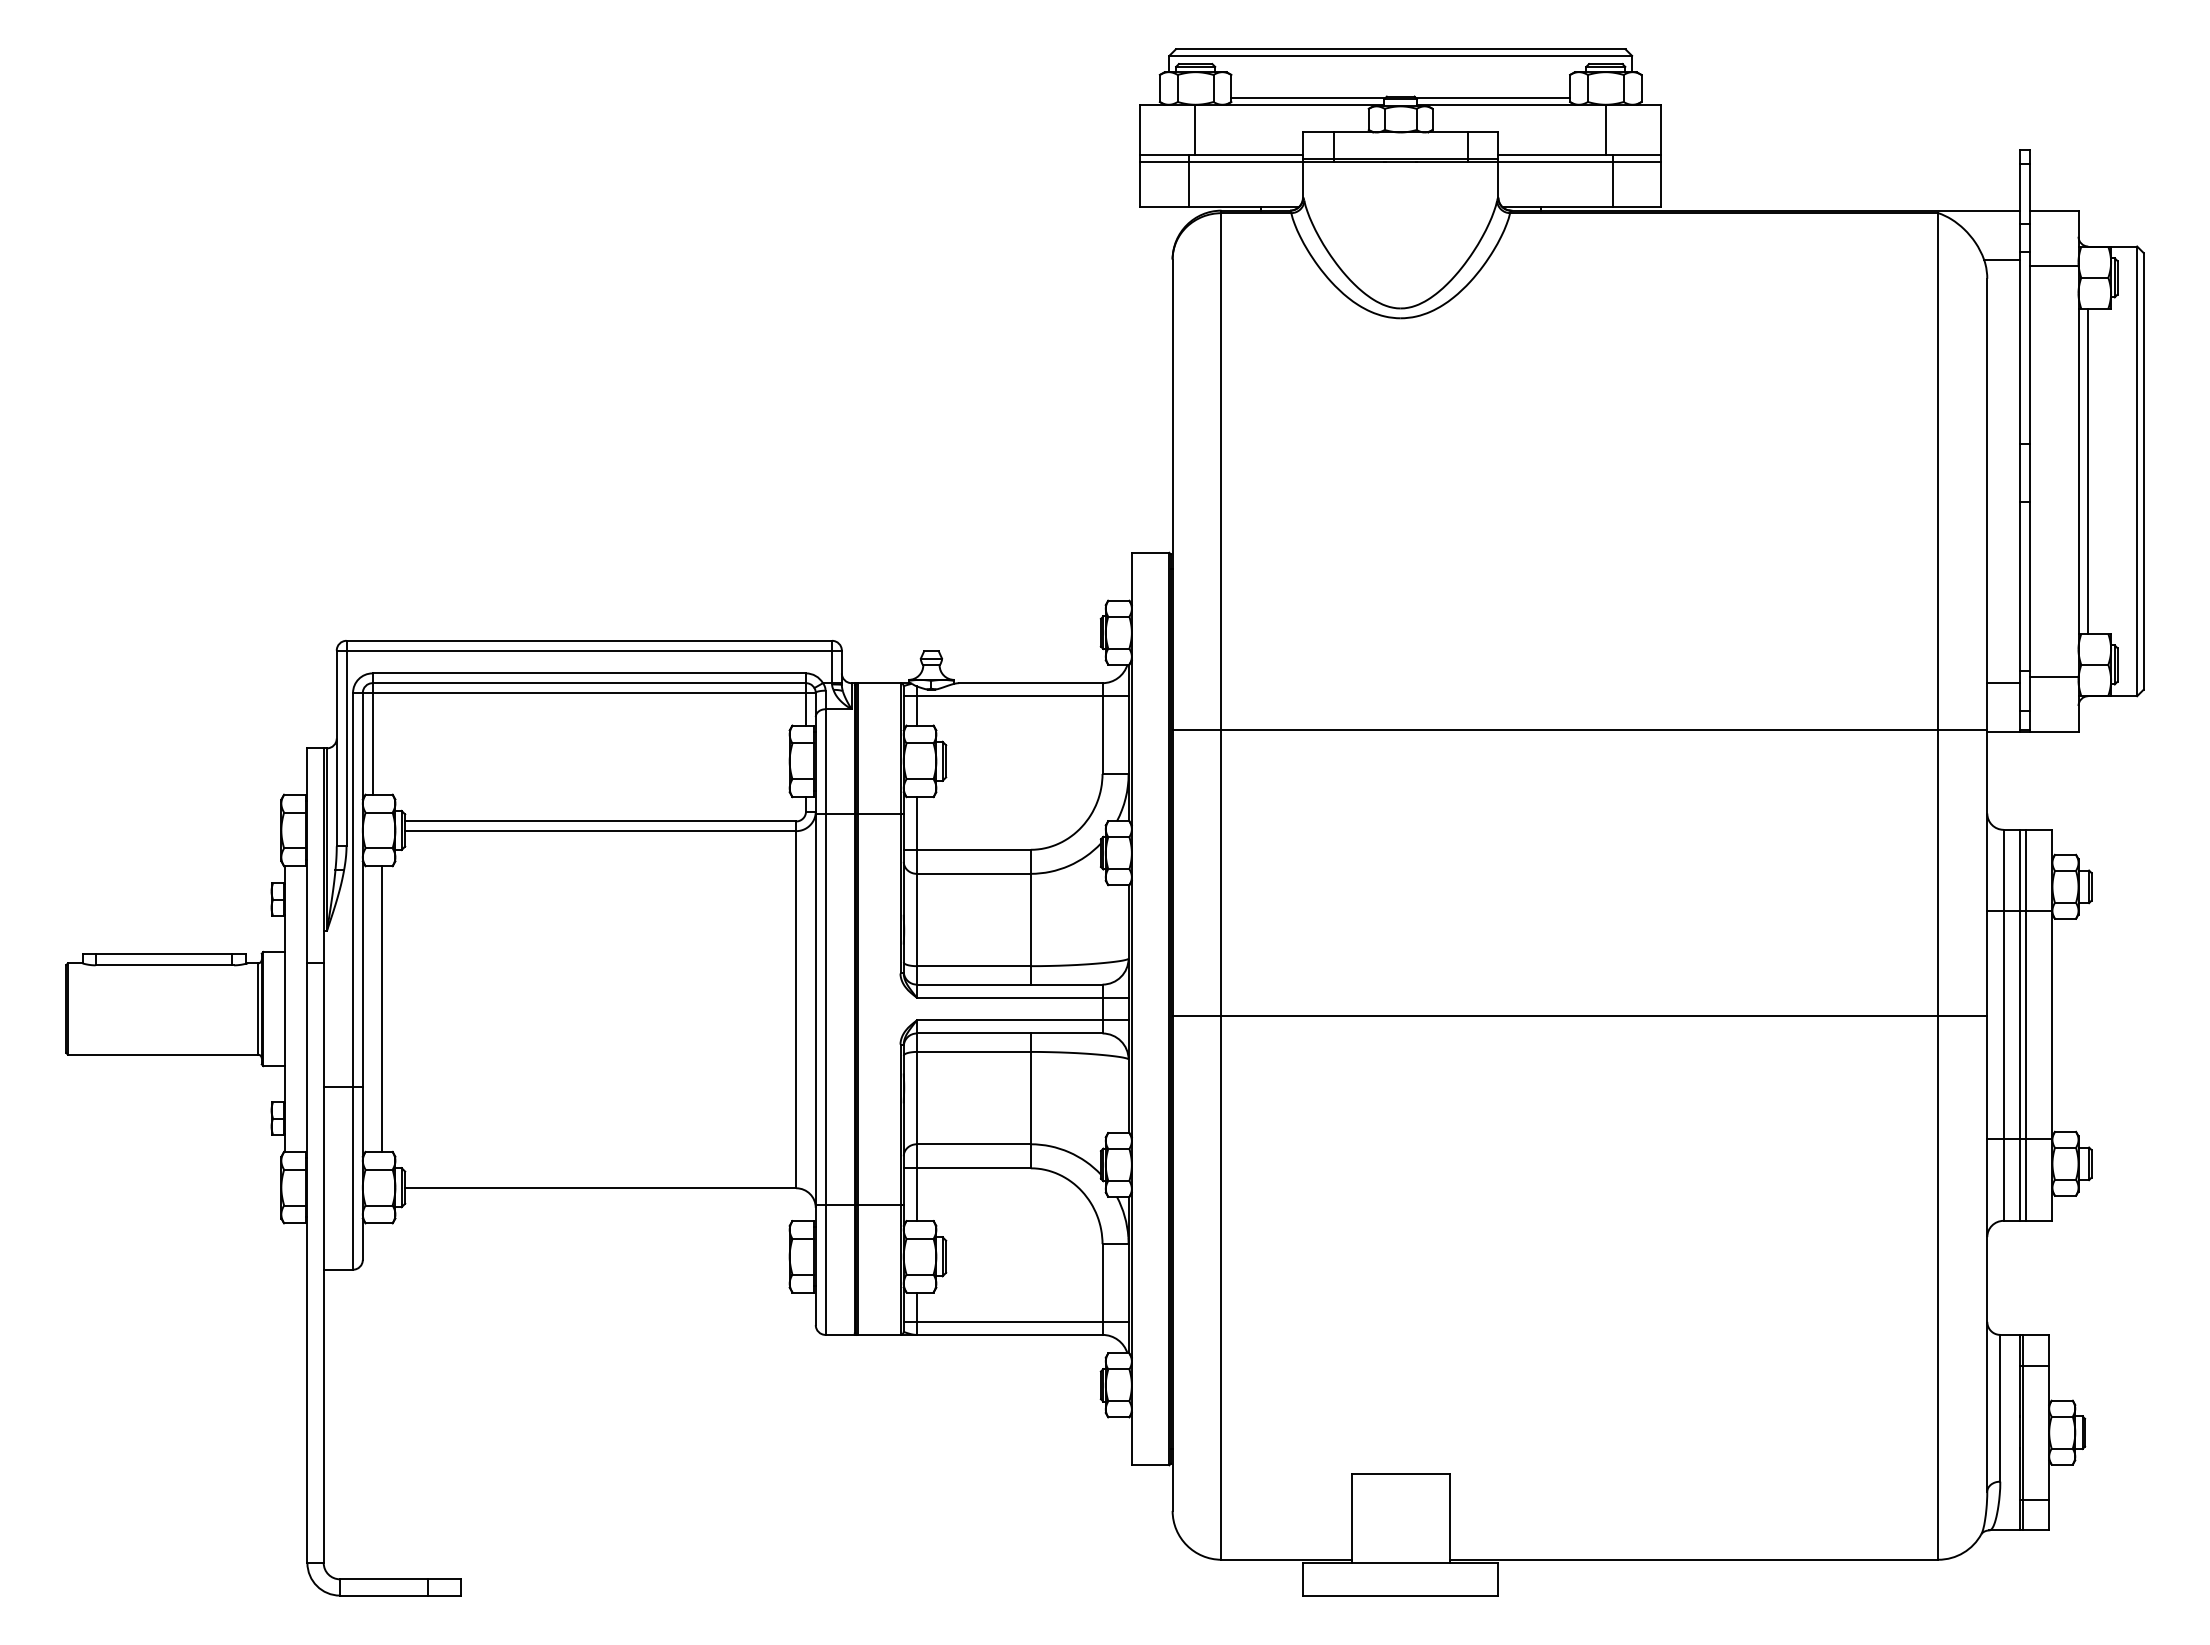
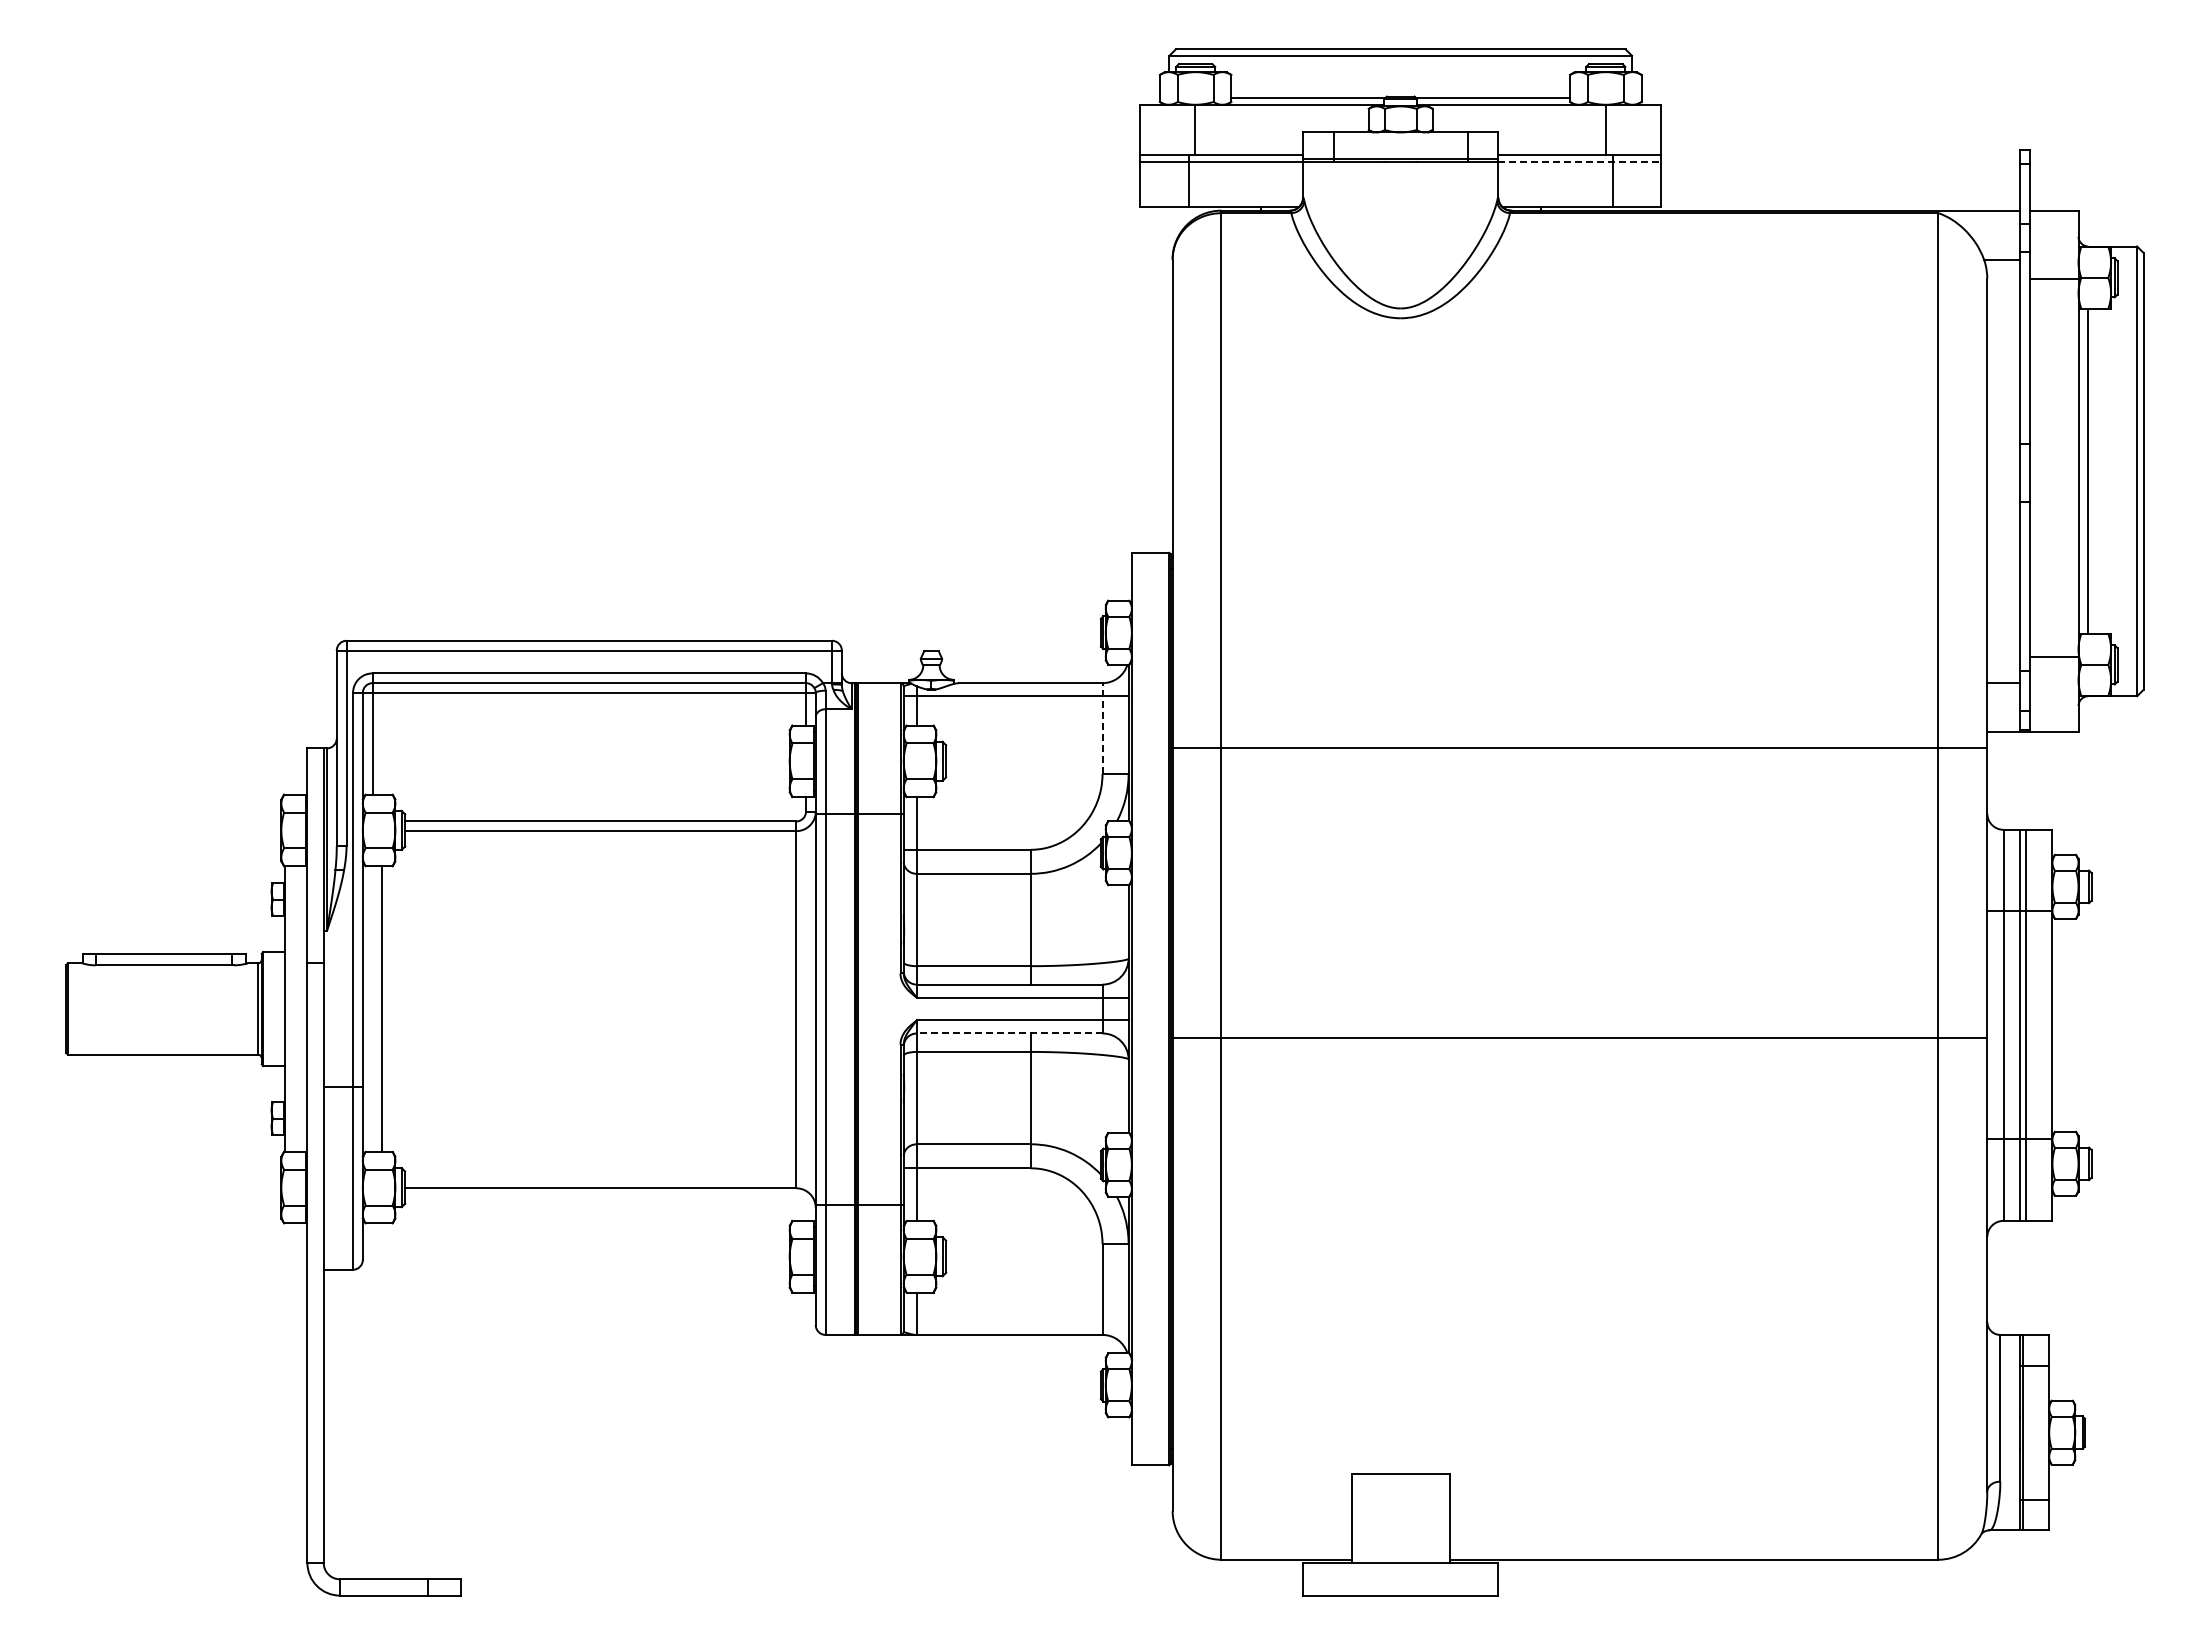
line: solid -> dashed (1579, 161)
line position: (2053, 266) -> (2053, 279) (2053, 279)
line position: (2053, 676) -> (2053, 656) (2053, 656)
line: solid -> dashed (1102, 728)
line position: (1579, 729) -> (1579, 747) (1579, 747)
line position: (1579, 1015) -> (1579, 1037) (1579, 1037)
line: solid -> dashed (1009, 1033)
line: present -> none (1015, 1321)
